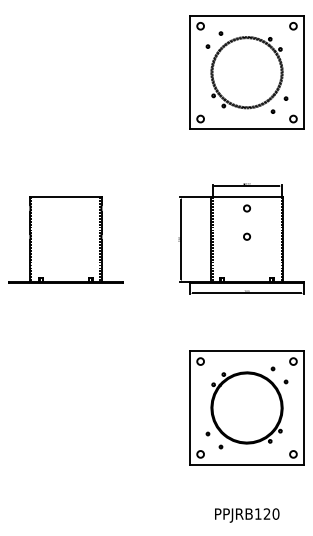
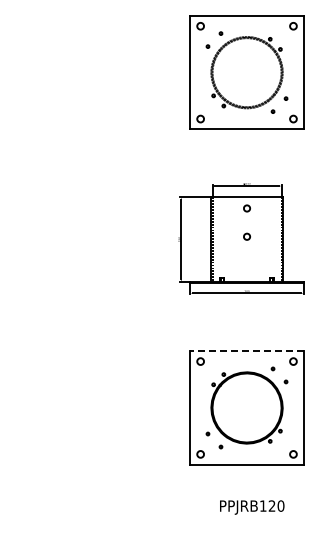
part: present -> none (65, 239)
line: solid -> dashed (247, 351)
text position: (247, 515) -> (252, 507) (252, 507)
